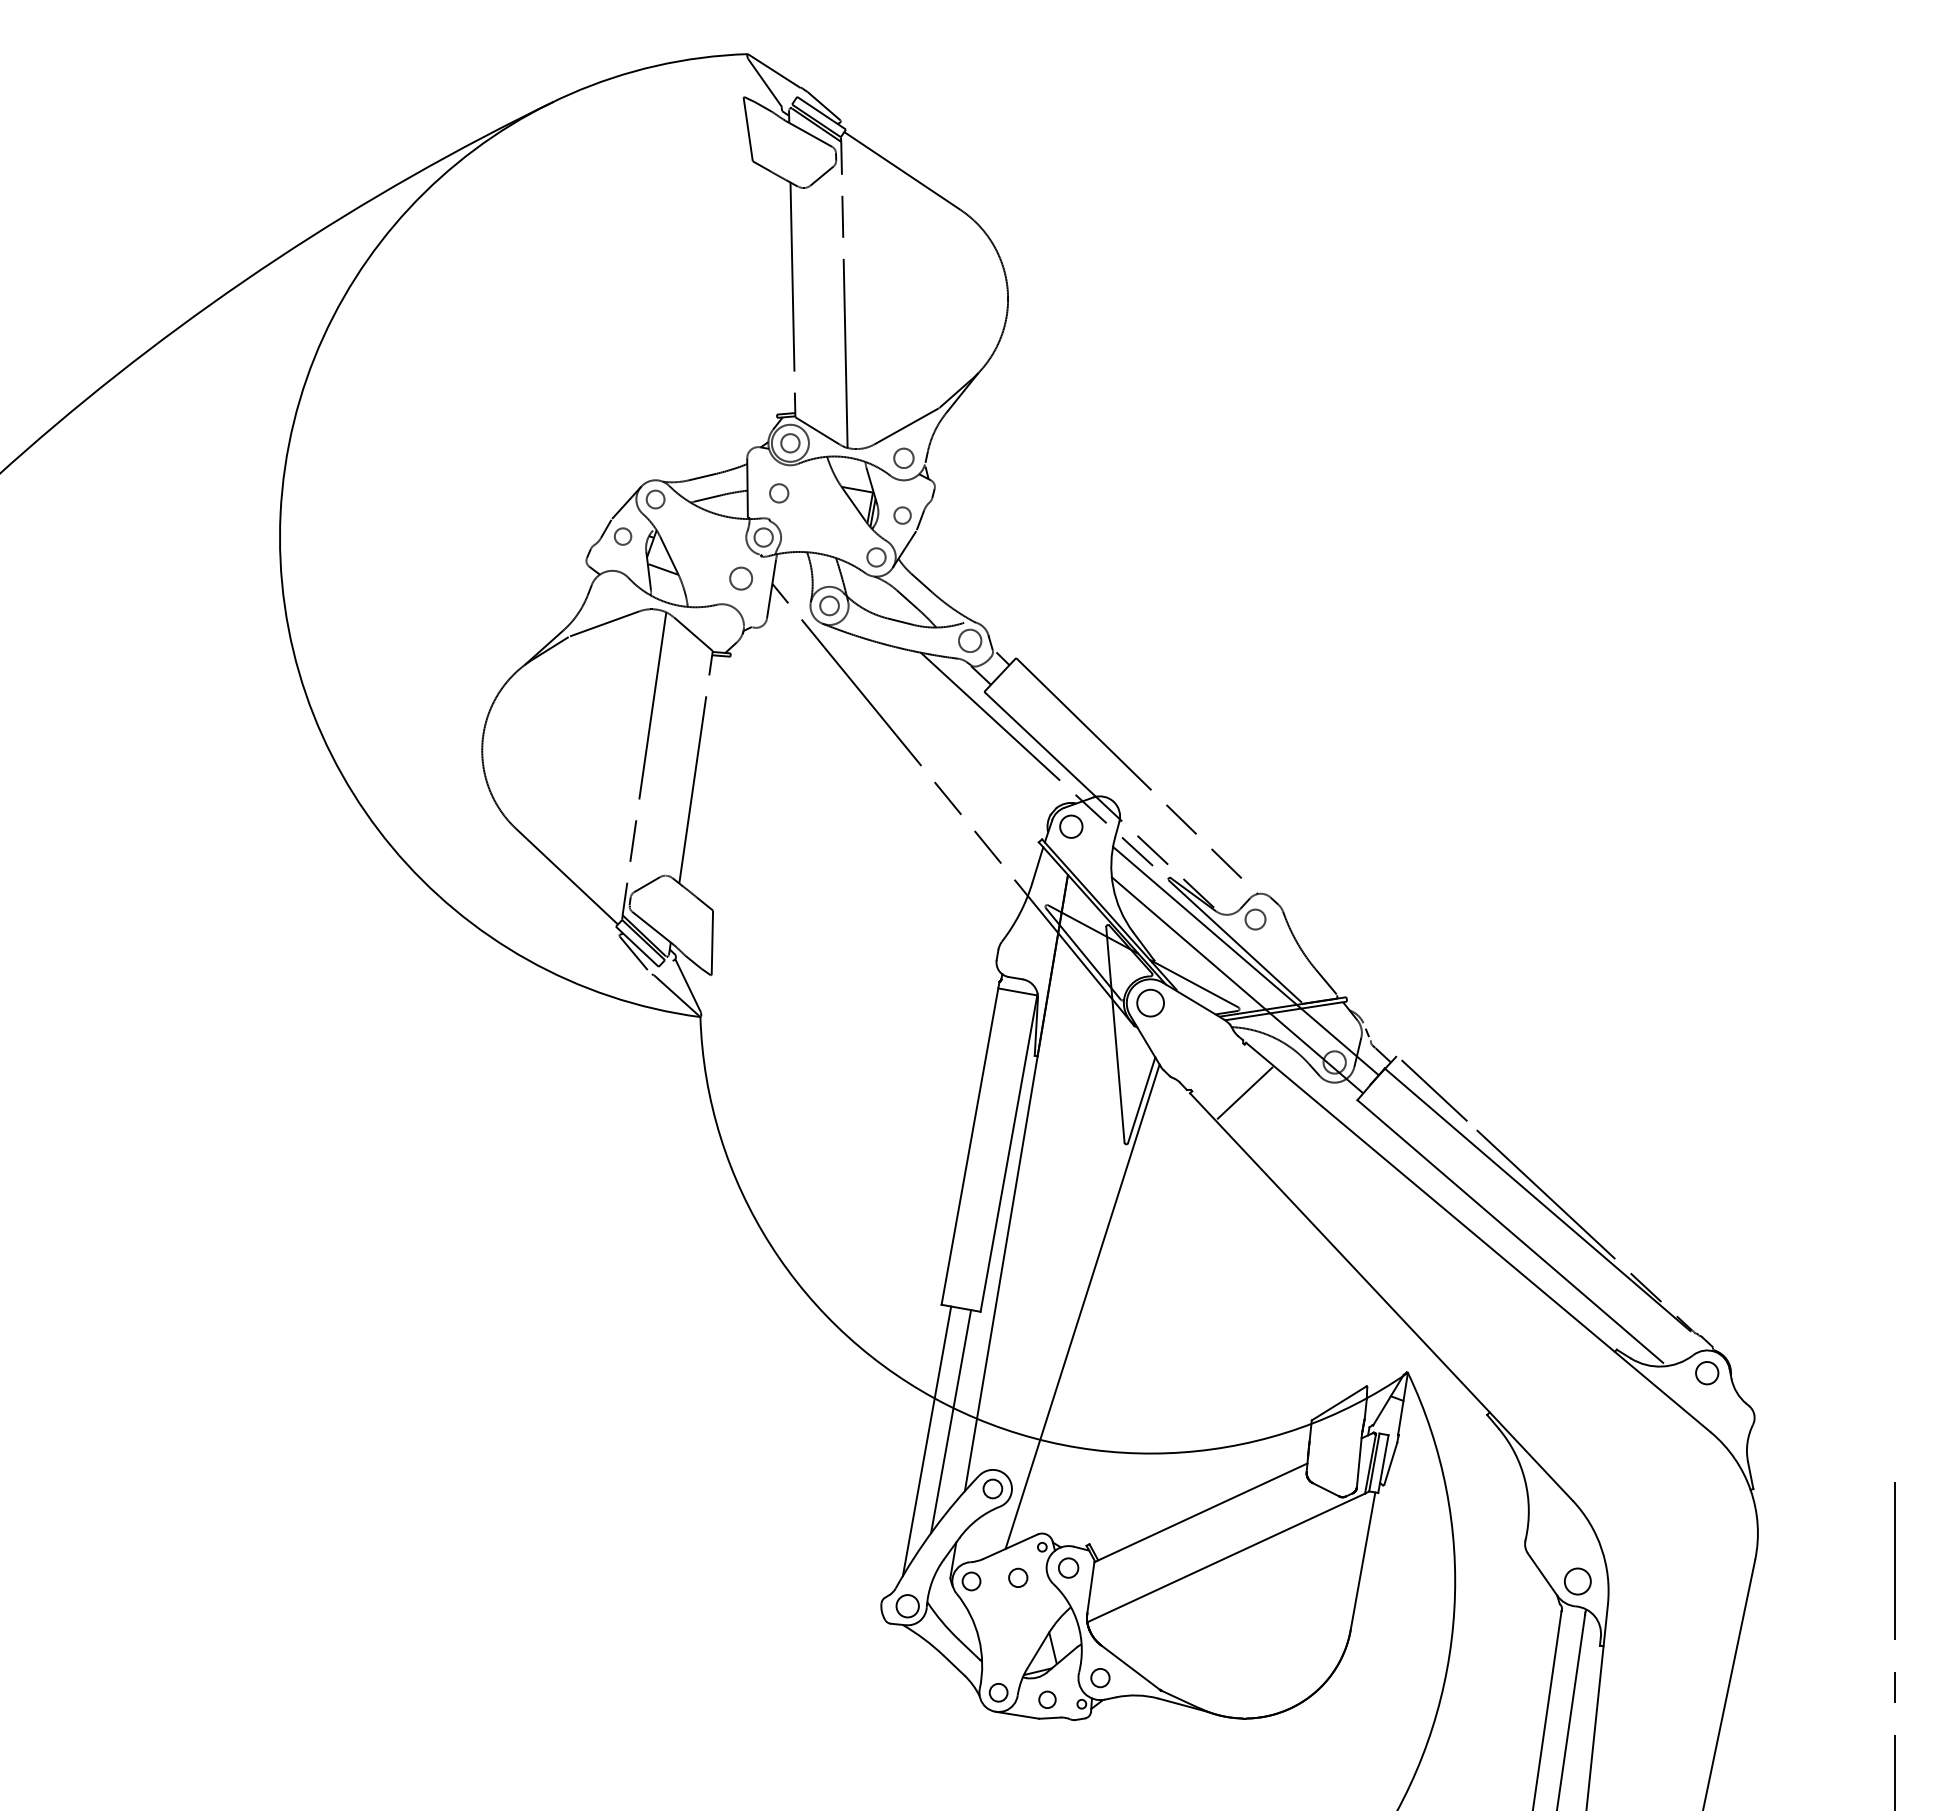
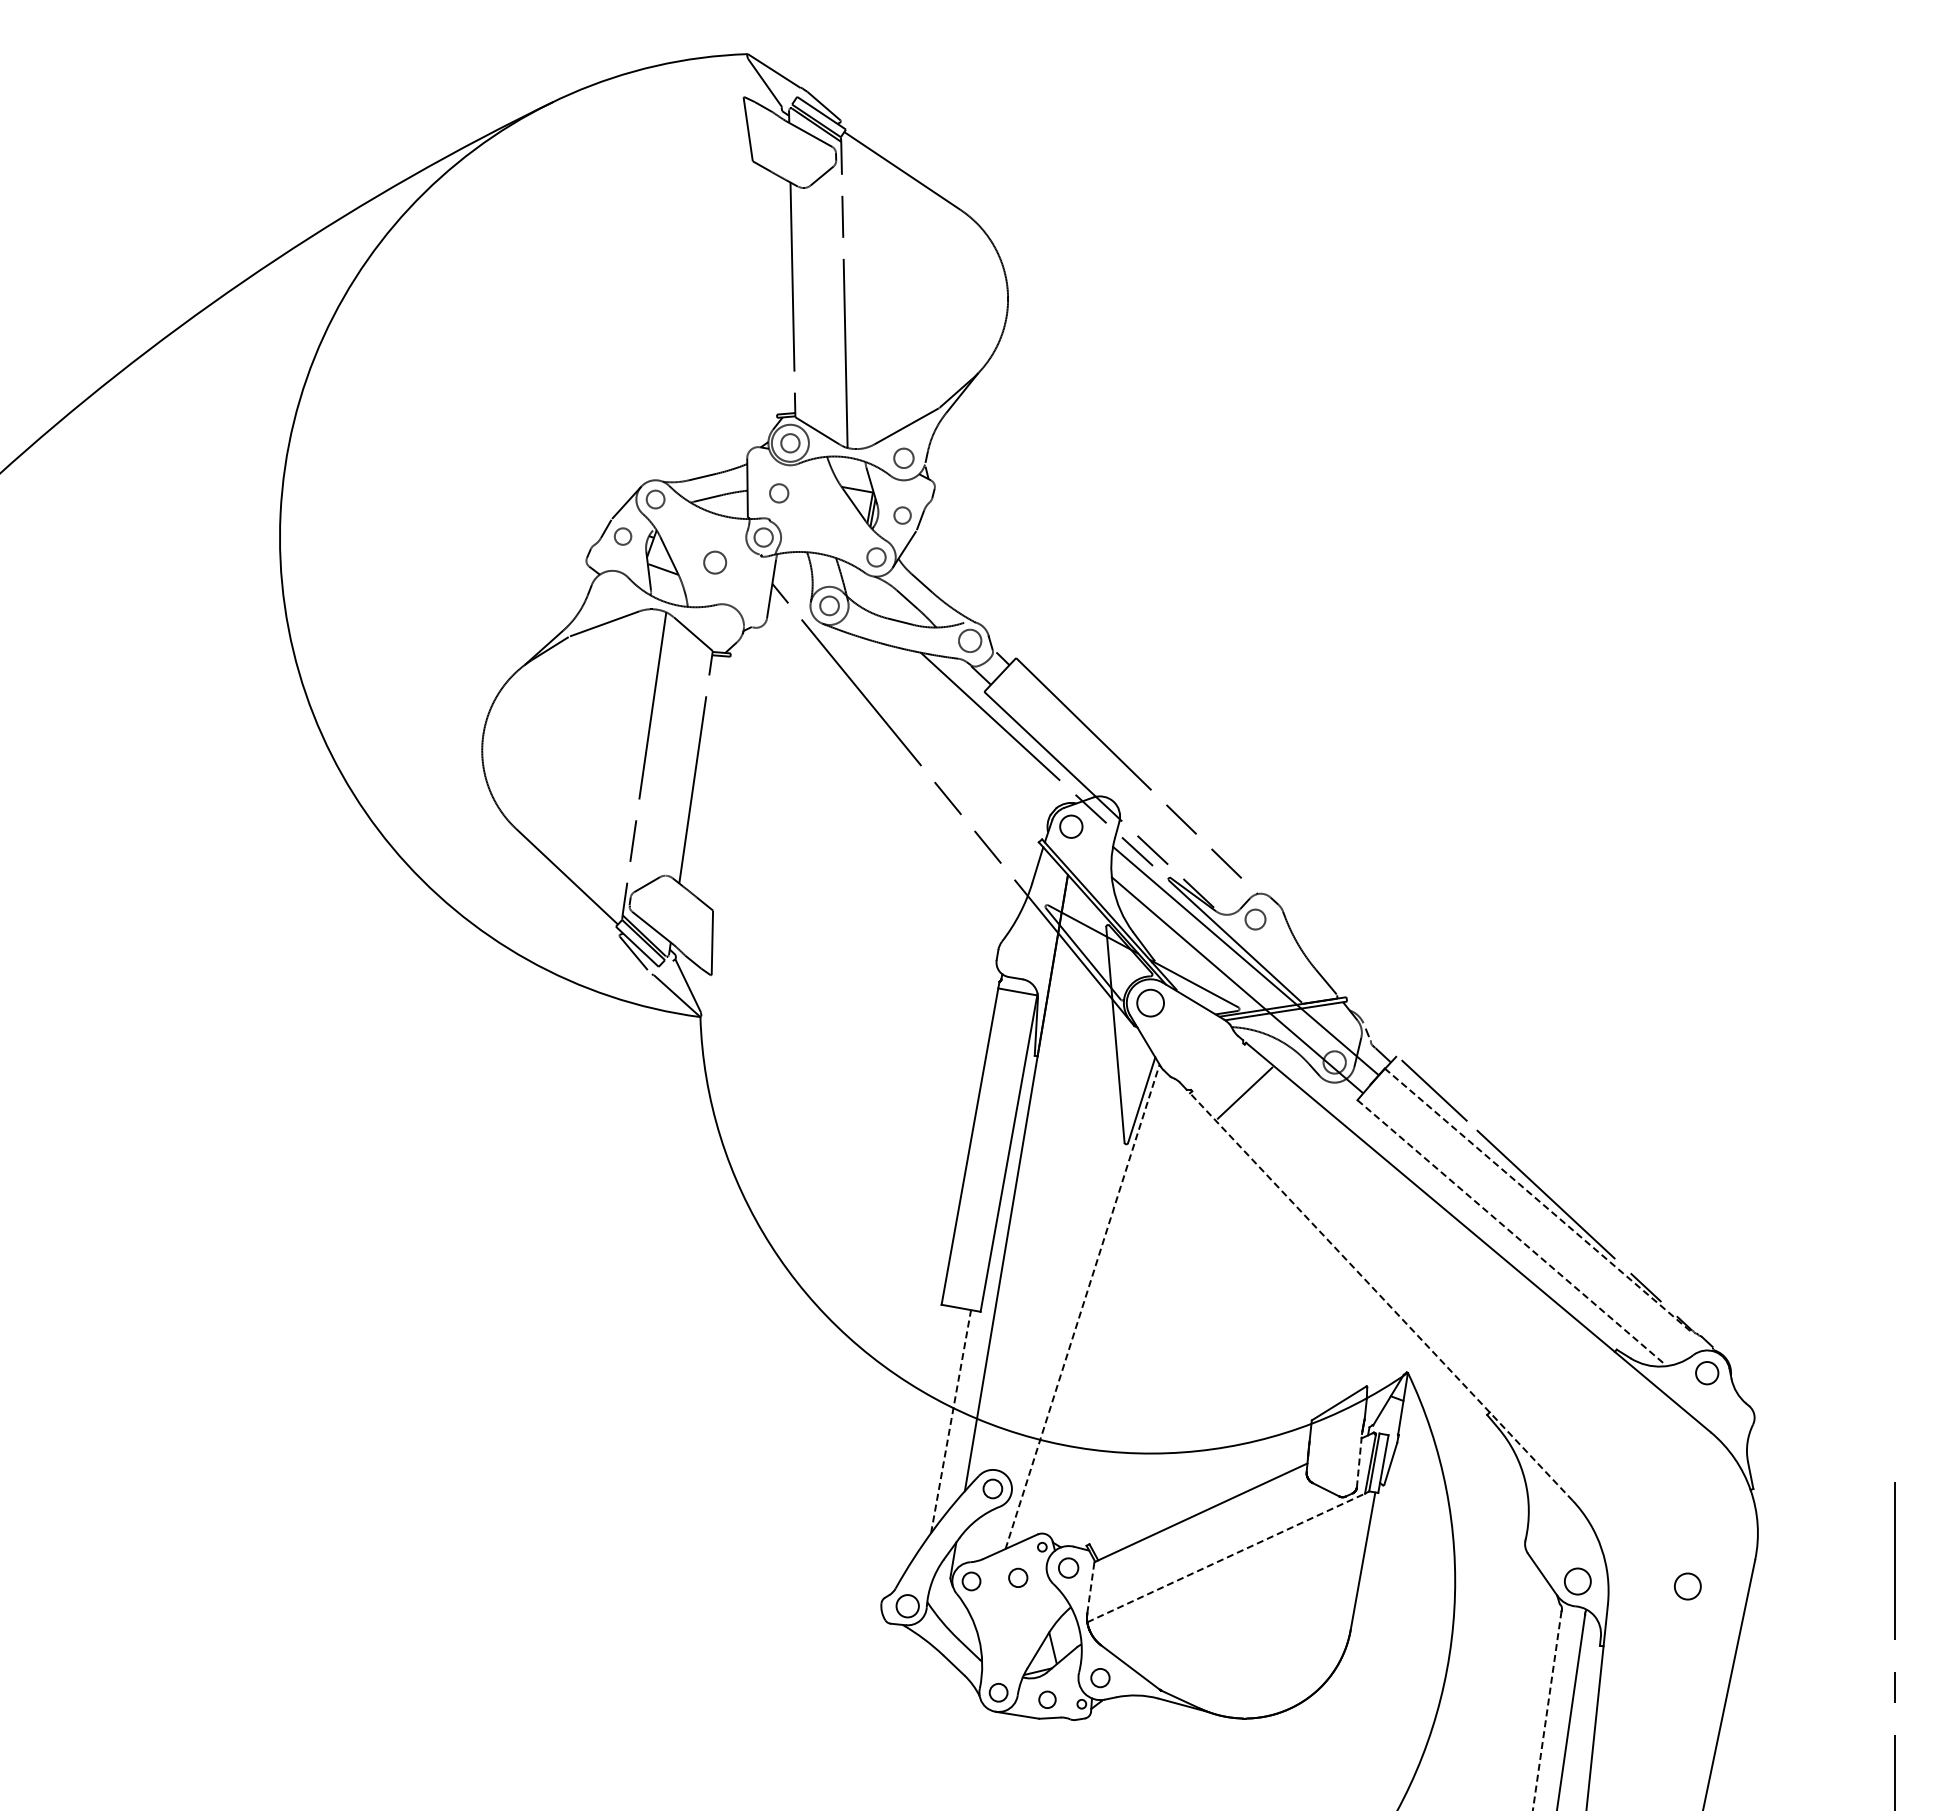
circle position: (741, 578) -> (715, 562) (715, 562)
line: solid -> dashed (1537, 1199)
line: solid -> dashed (1510, 1231)
line: solid -> dashed (1381, 1297)
line: solid -> dashed (1082, 1306)
line: solid -> dashed (951, 1421)
line: present -> none (926, 1440)
line: solid -> dashed (1359, 1460)
line: solid -> dashed (1226, 1557)
circle: none -> present (1687, 1586)
line: solid -> dashed (1090, 1587)
line: solid -> dashed (1547, 1711)
